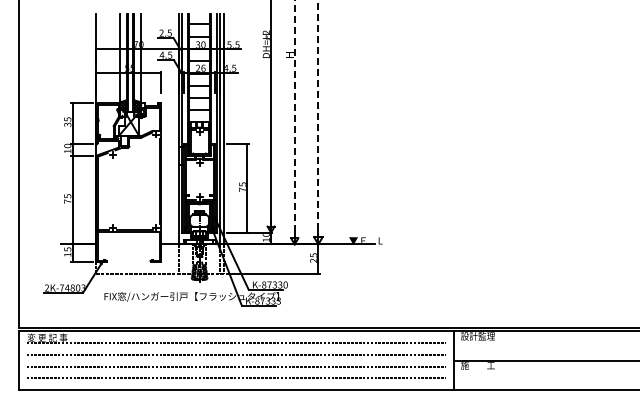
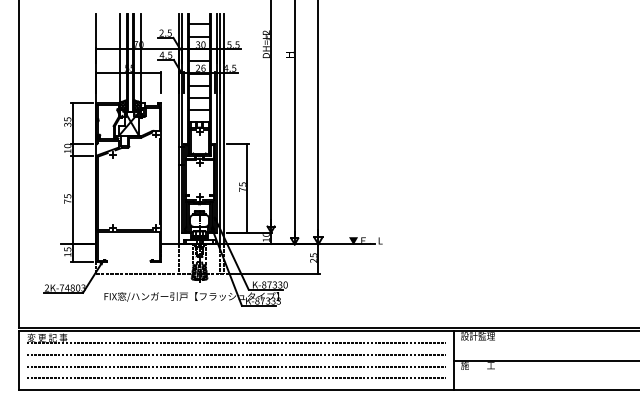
line: dashed -> solid (318, 118)
line: dashed -> solid (294, 119)
